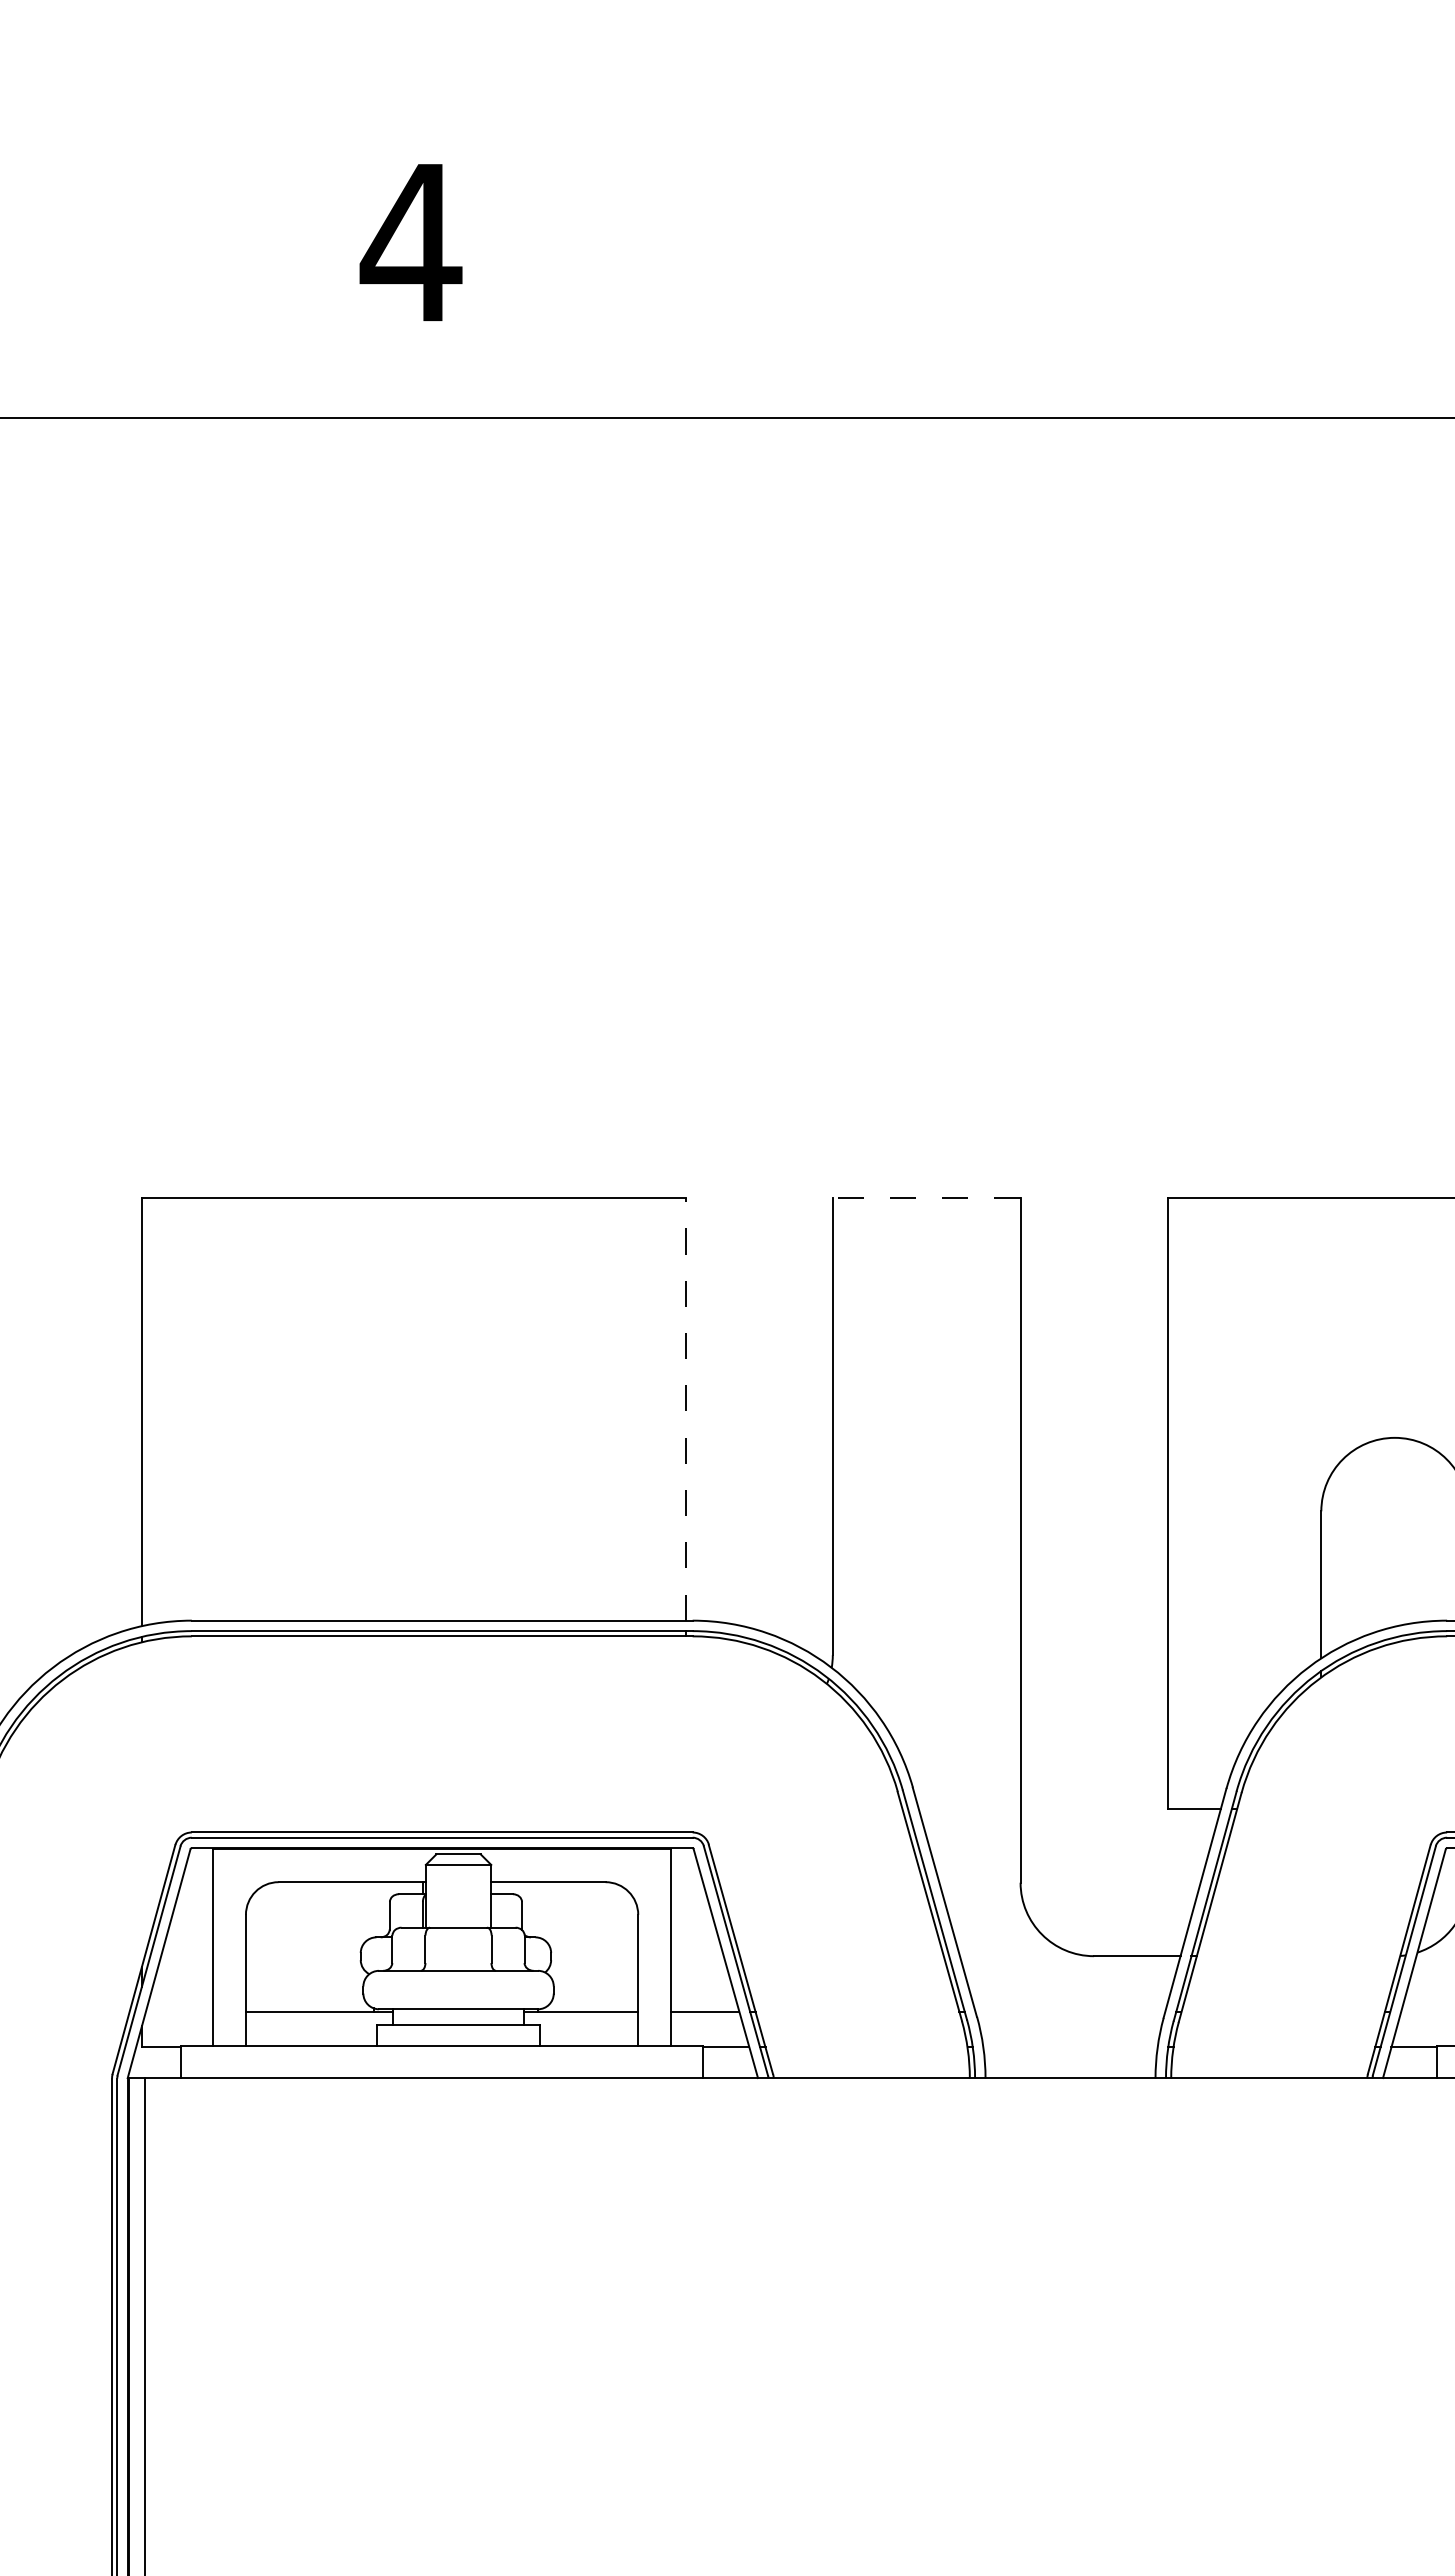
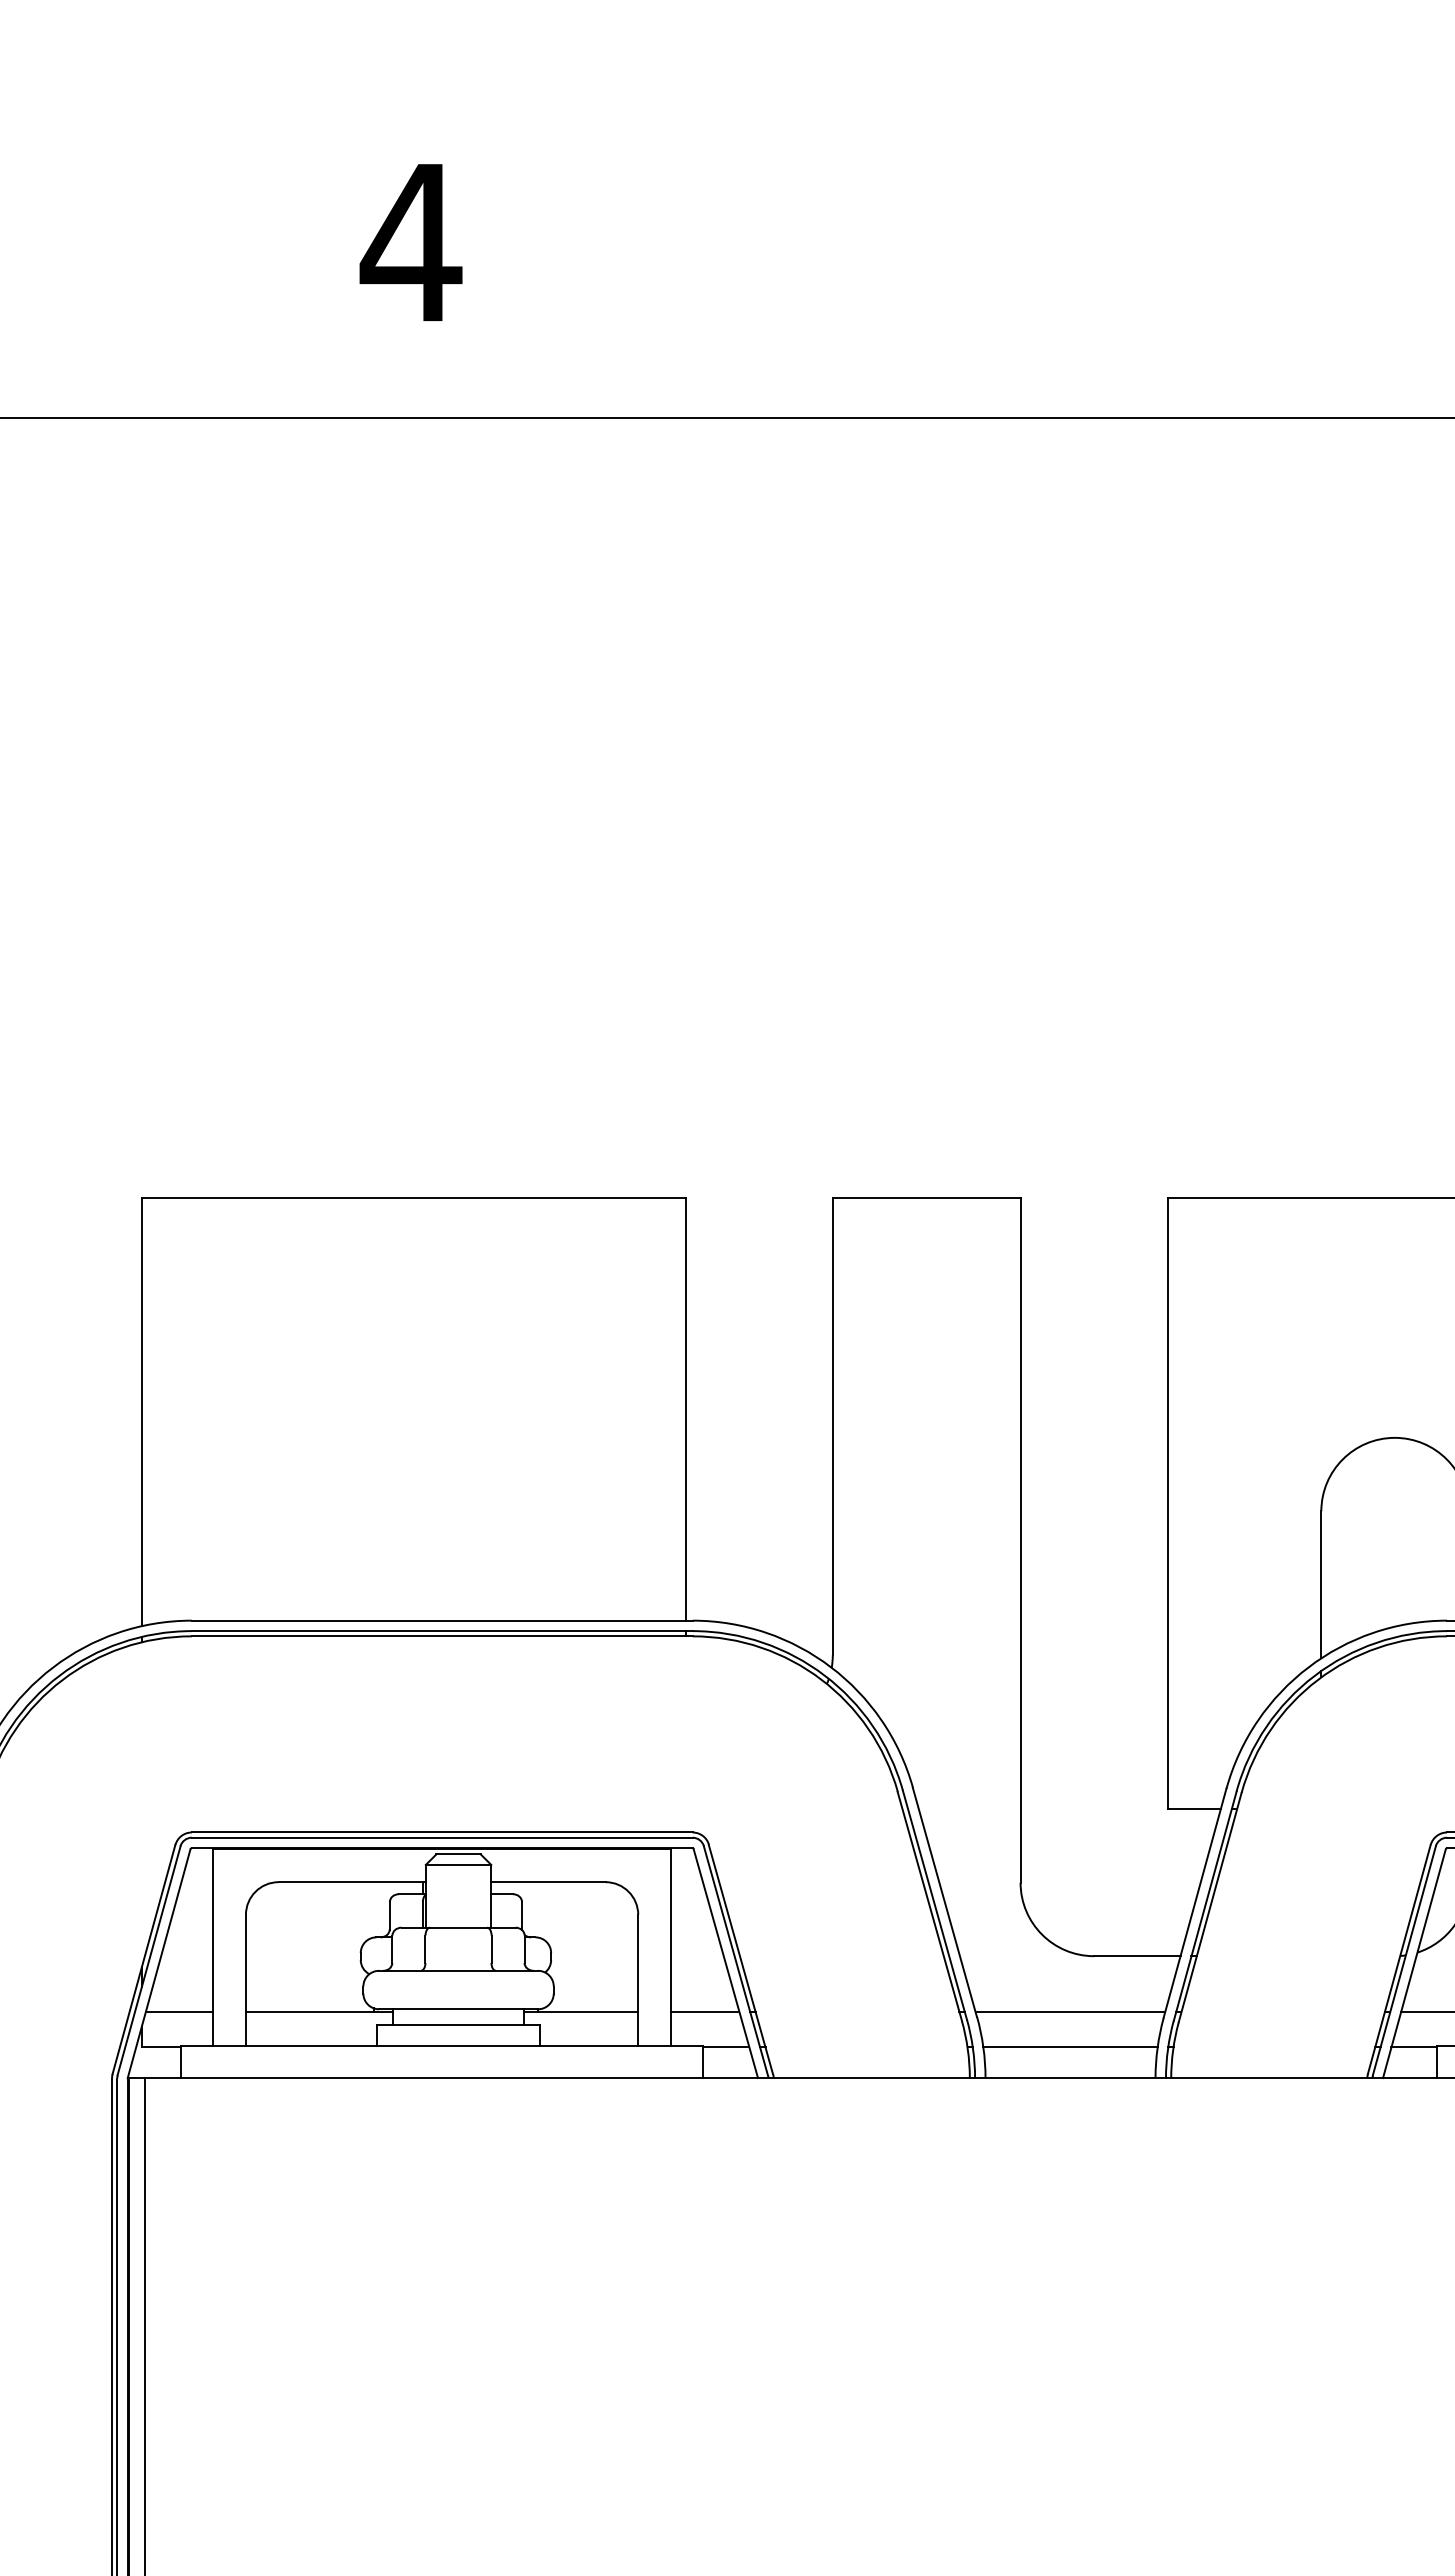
line: dashed -> solid (926, 1197)
line: dashed -> solid (685, 1409)
line: none -> present (179, 2012)
line: none -> present (1070, 2012)
line: none -> present (1426, 2012)
line: none -> present (1070, 2047)
